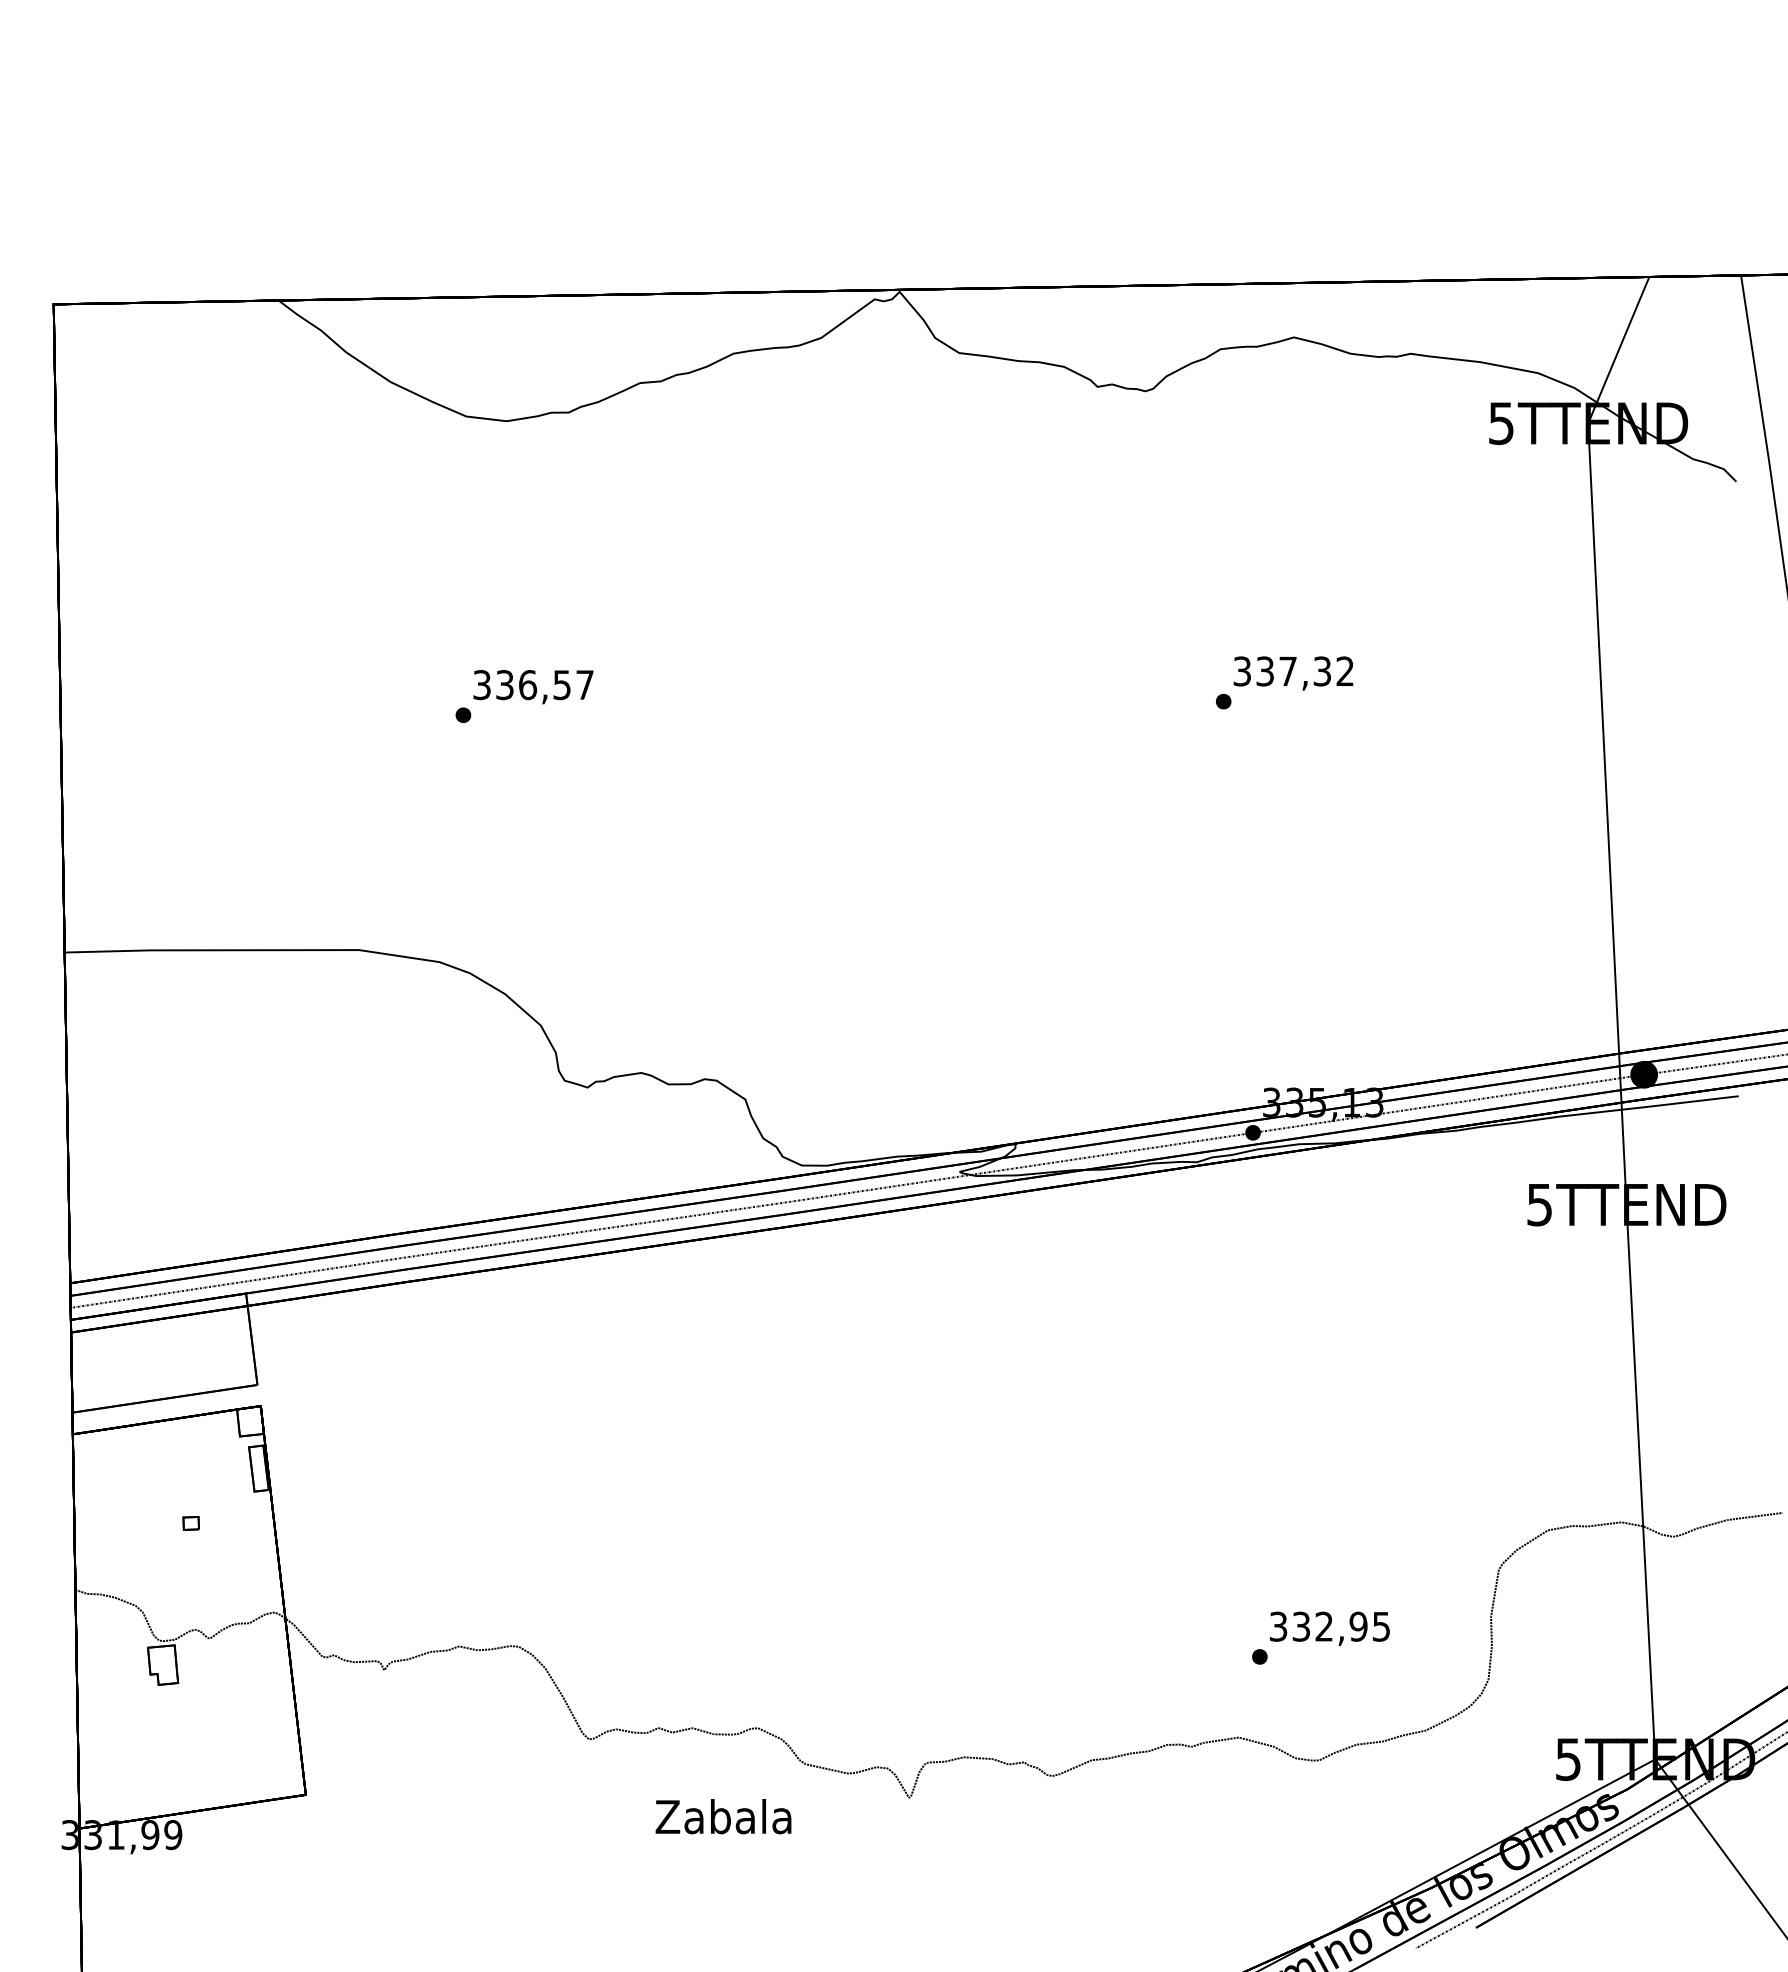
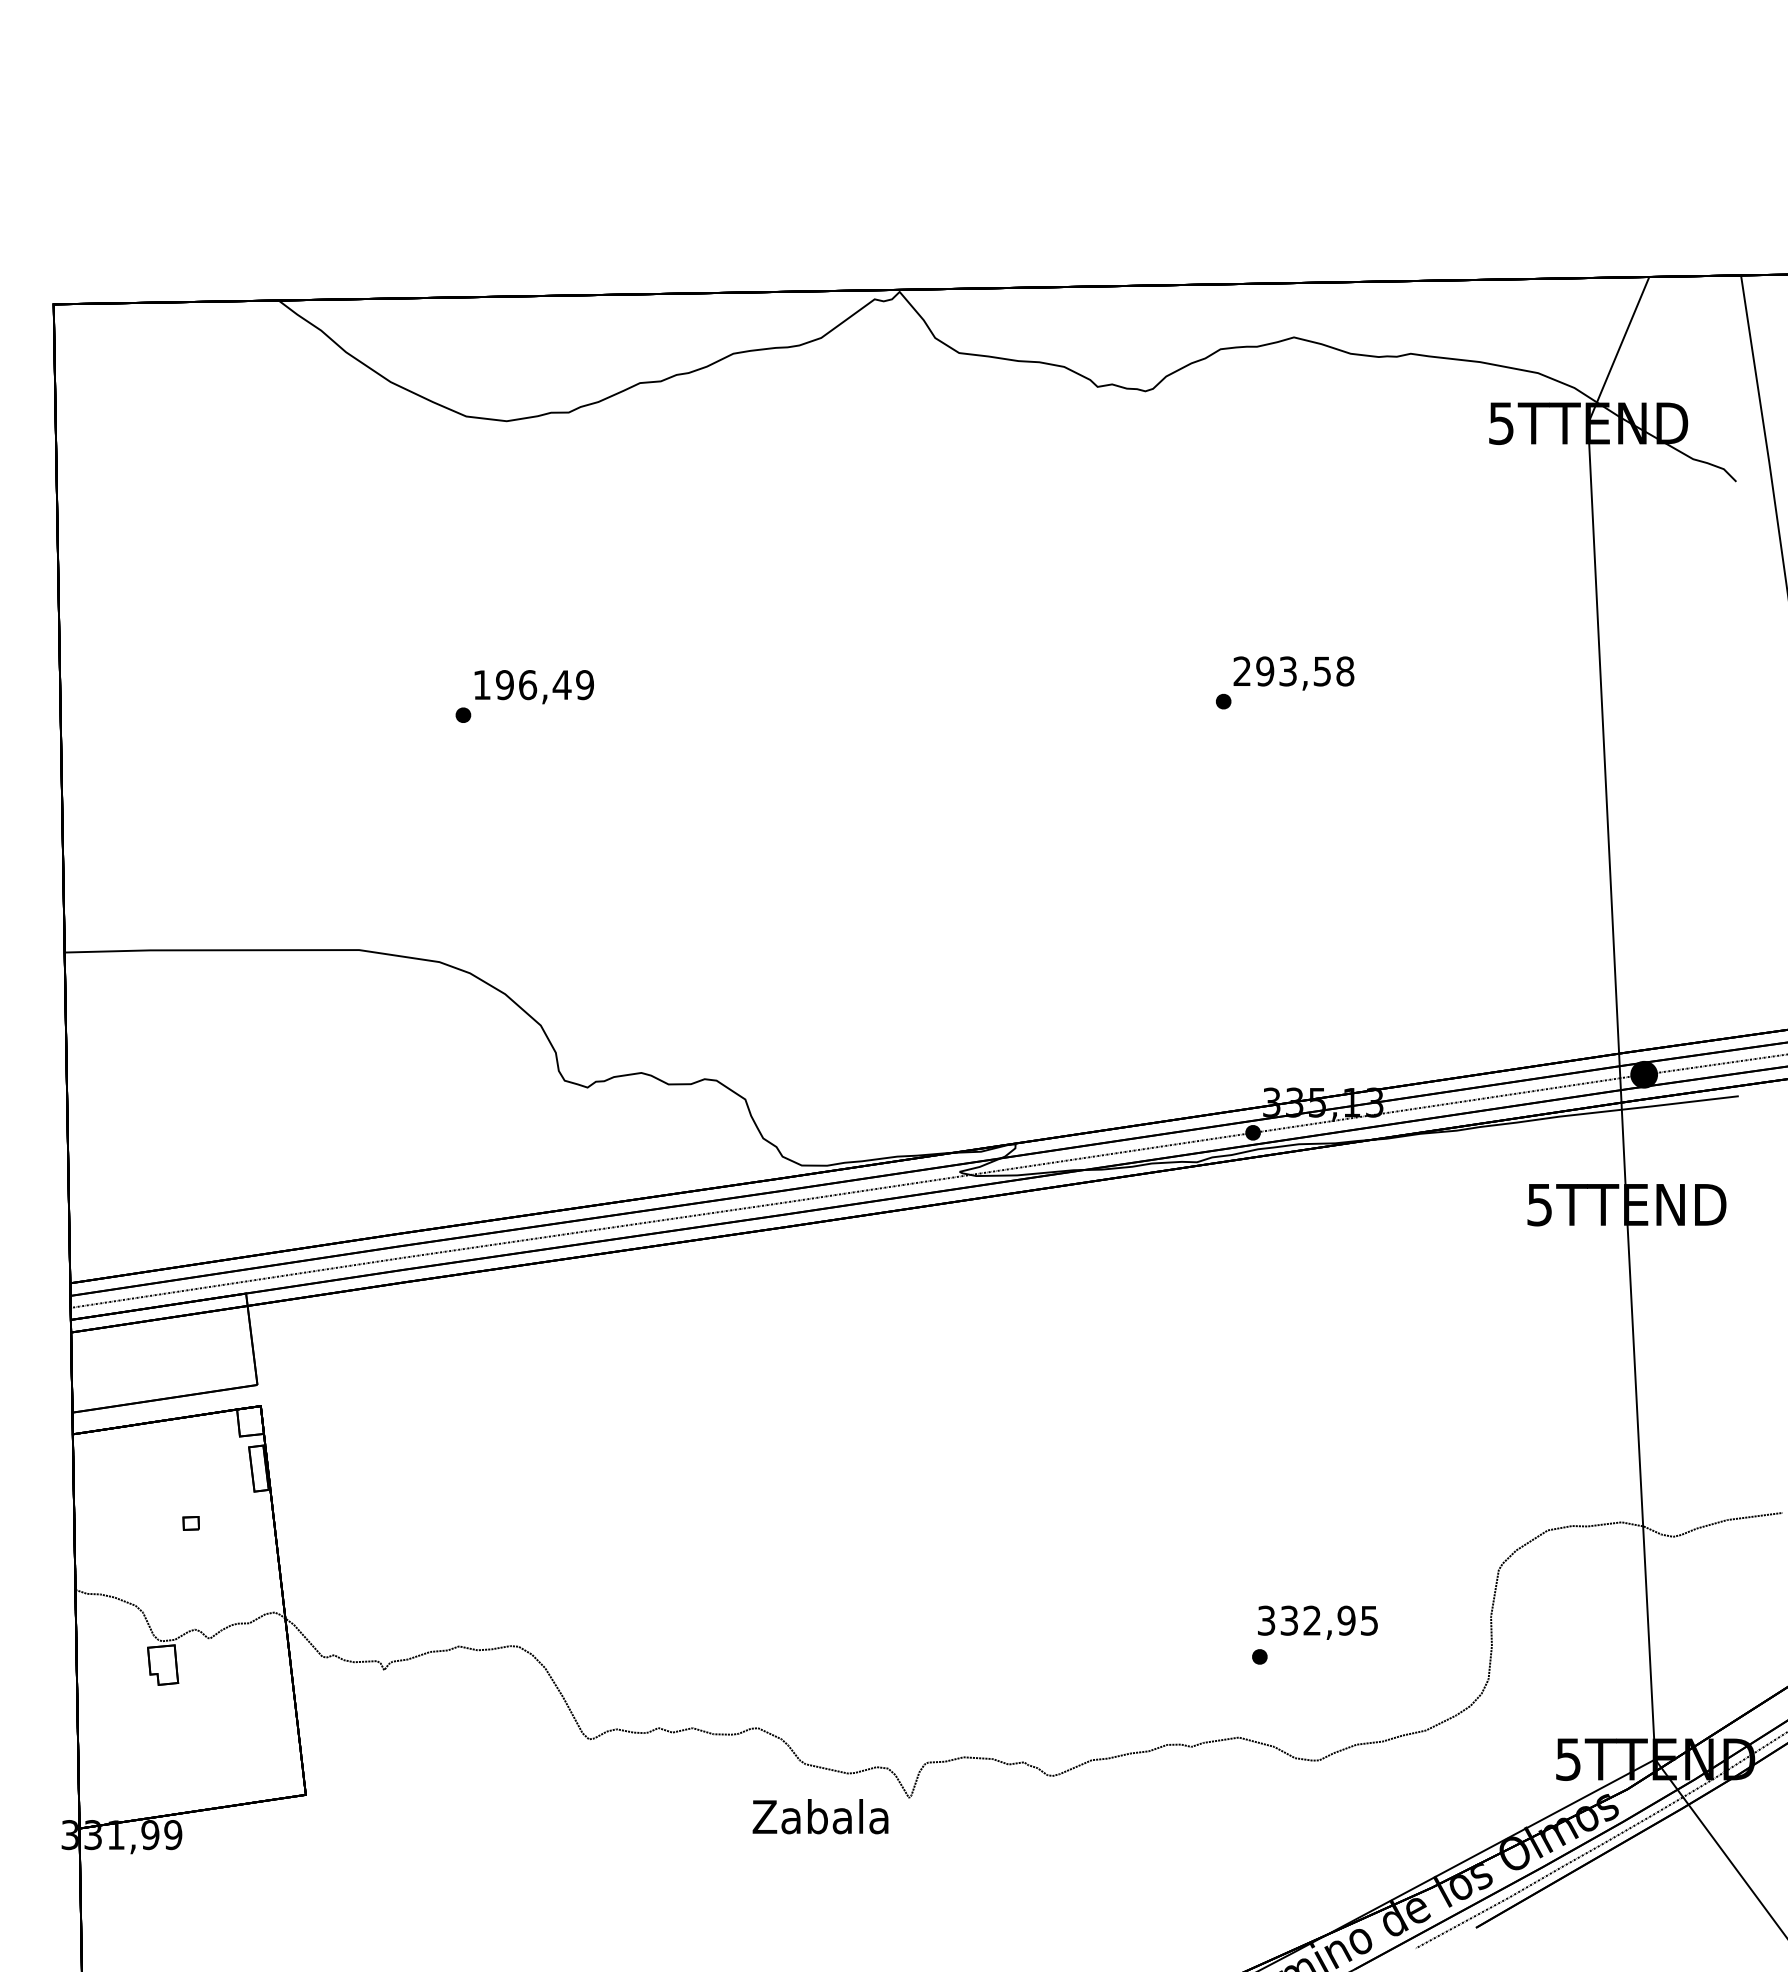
text: 337,32 -> 293,58 (1293, 671)
text: 336,57 -> 196,49 (533, 685)
text position: (1329, 1628) -> (1317, 1622) (1317, 1622)
text position: (723, 1816) -> (820, 1816) (820, 1816)
